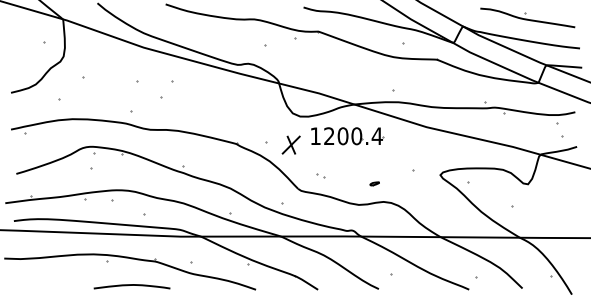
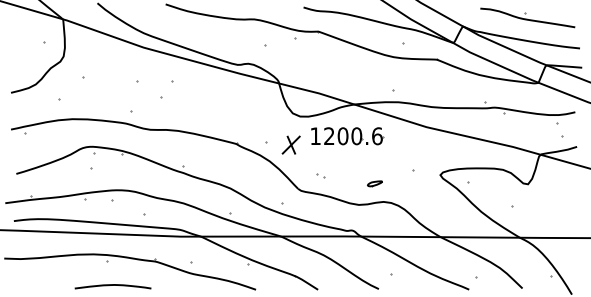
text: 1200.4 -> 1200.6 (376, 136)
part size: 11x6 px -> 16x8 px (374, 183)
curve position: (131, 285) -> (112, 285) (112, 285)
